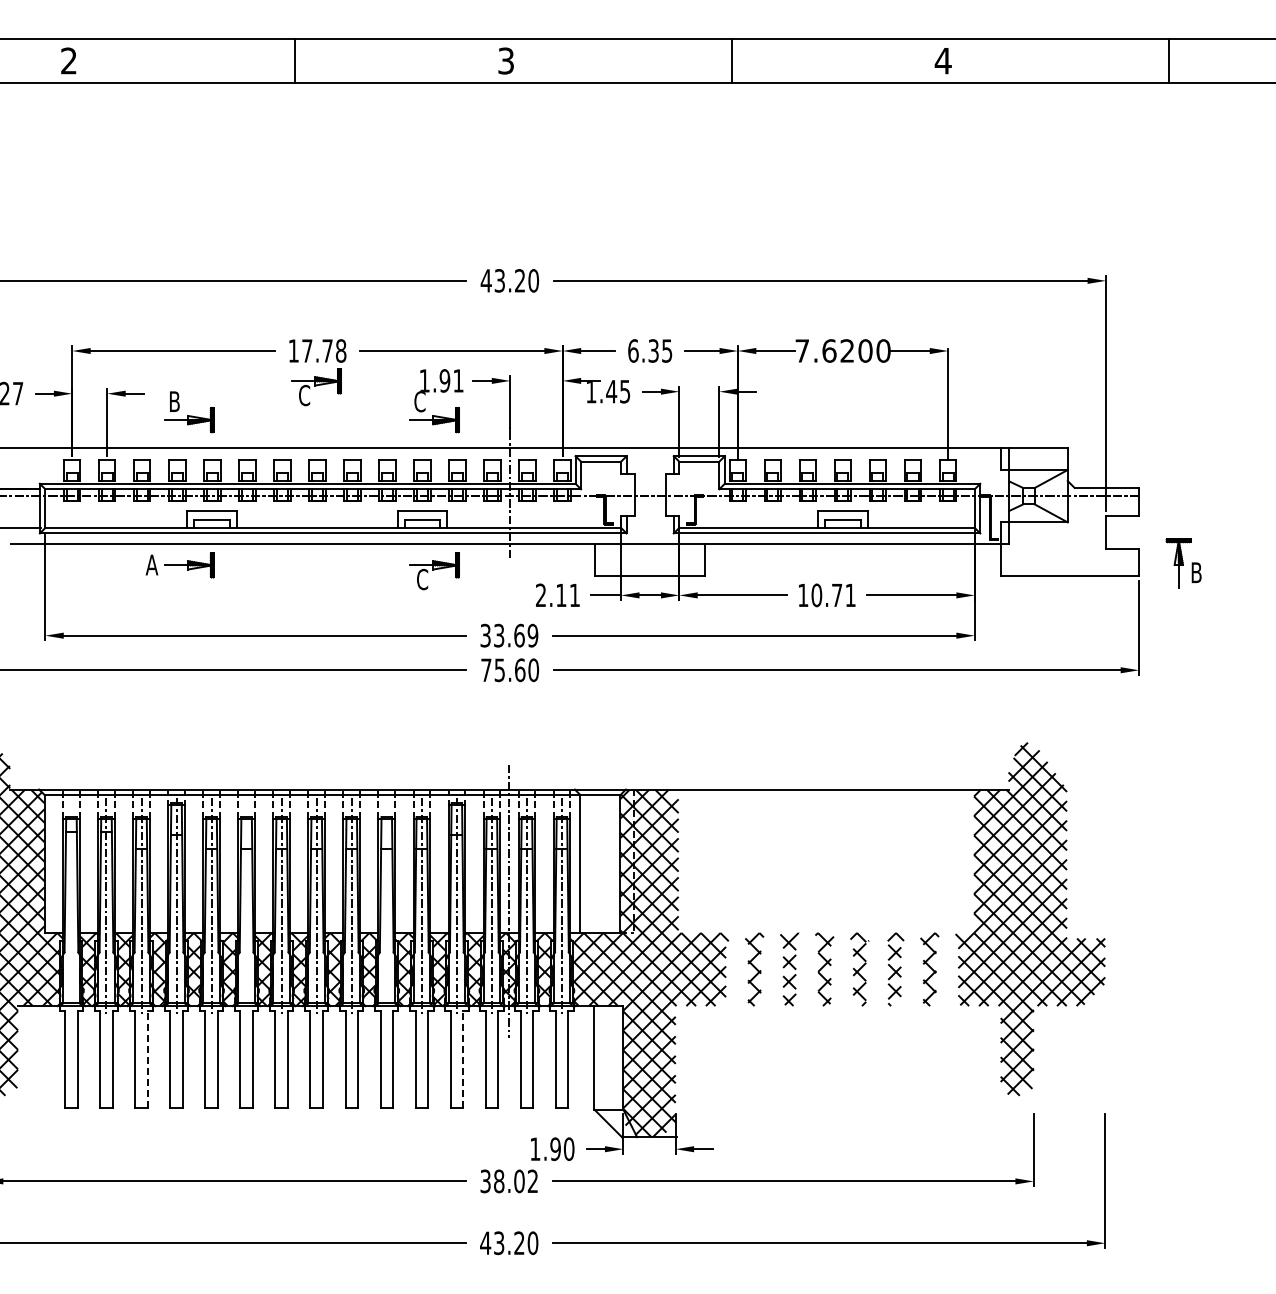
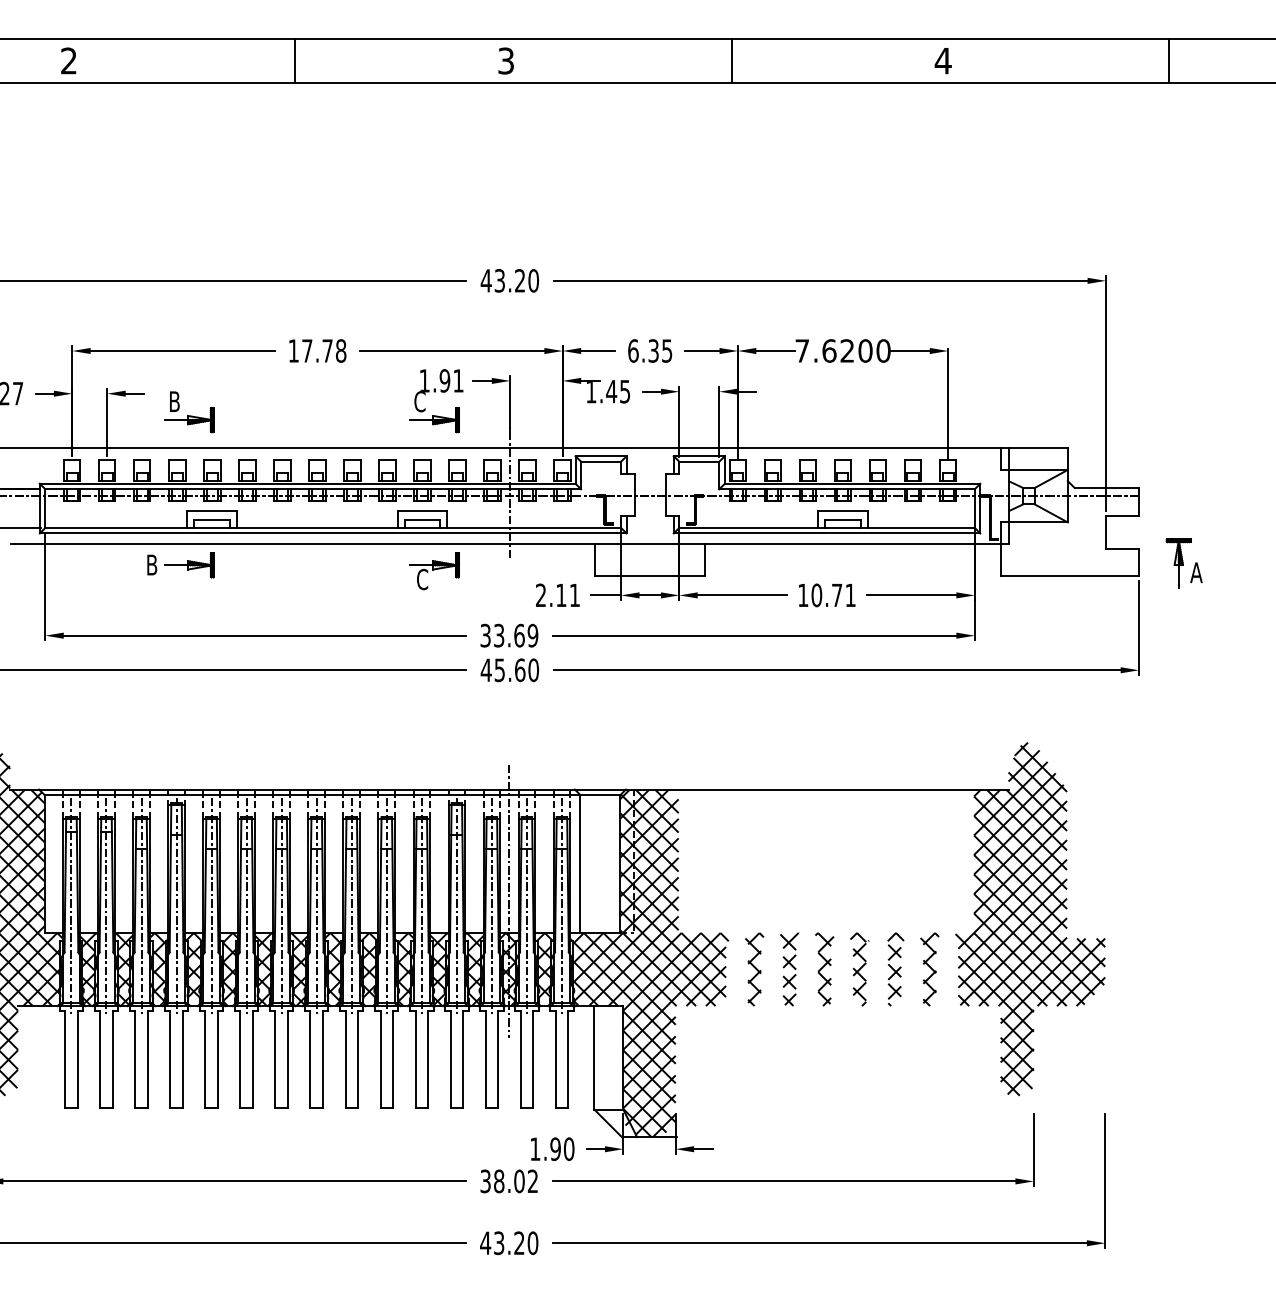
part: present -> none (316, 387)
text: A -> B (151, 564)
text: B -> A (1196, 572)
text: 75.60 -> 45.60 (485, 669)
line: none -> present (71, 905)
line: none -> present (246, 905)
line: none -> present (386, 905)
line: dashed -> solid (147, 1059)
line: dashed -> solid (463, 1059)
